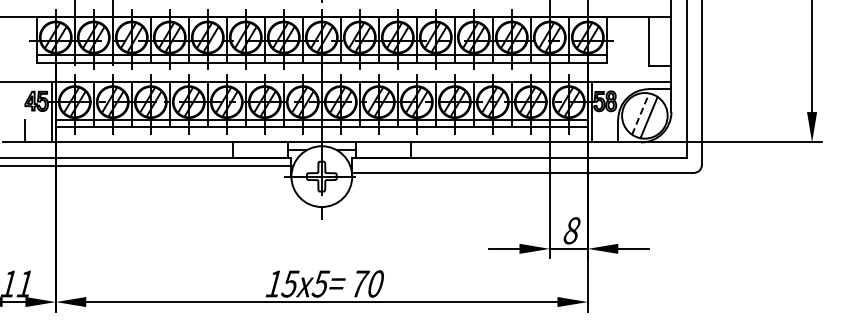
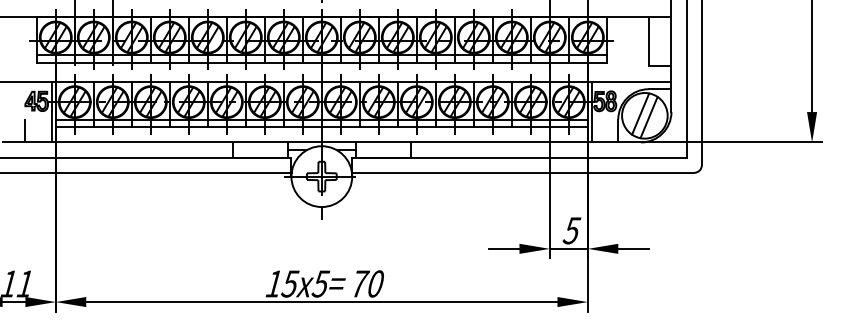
line: dashed -> solid (640, 113)
line position: (146, 165) -> (146, 172) (146, 172)
text: 8 -> 5 (571, 230)
